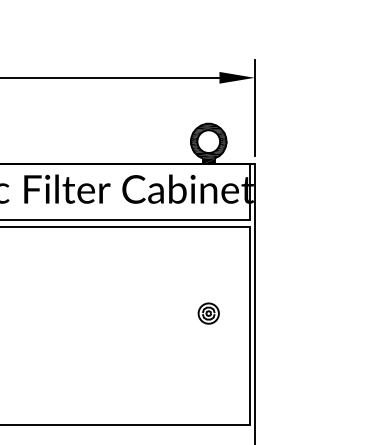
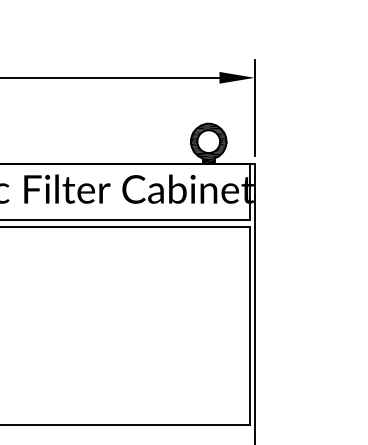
part: present -> none (208, 313)
